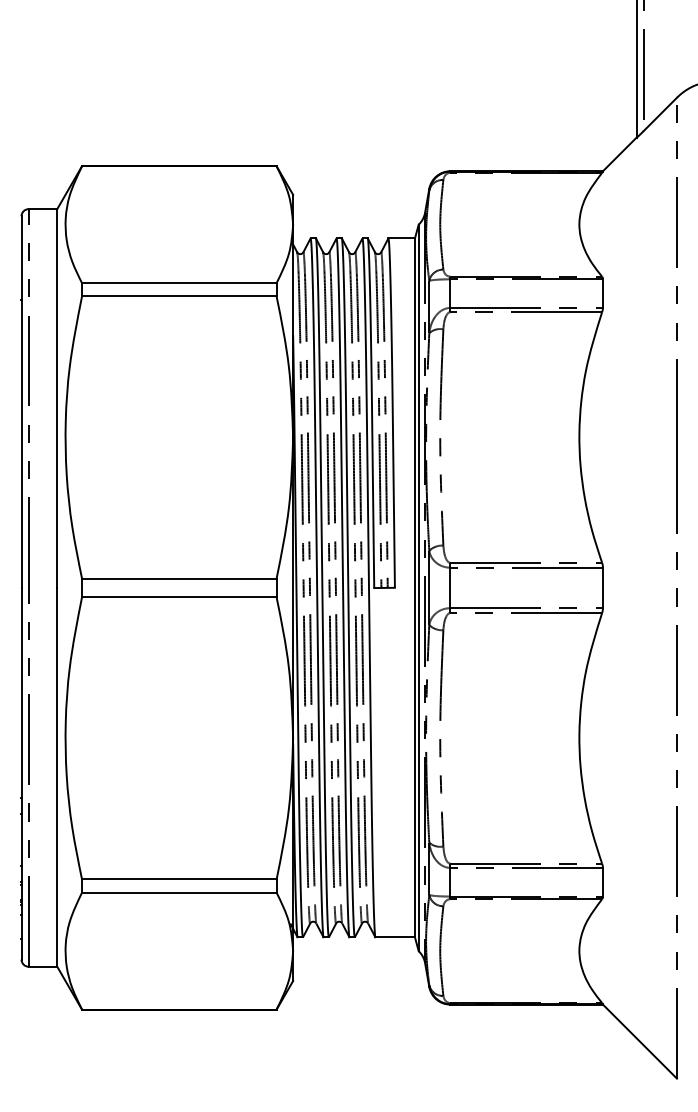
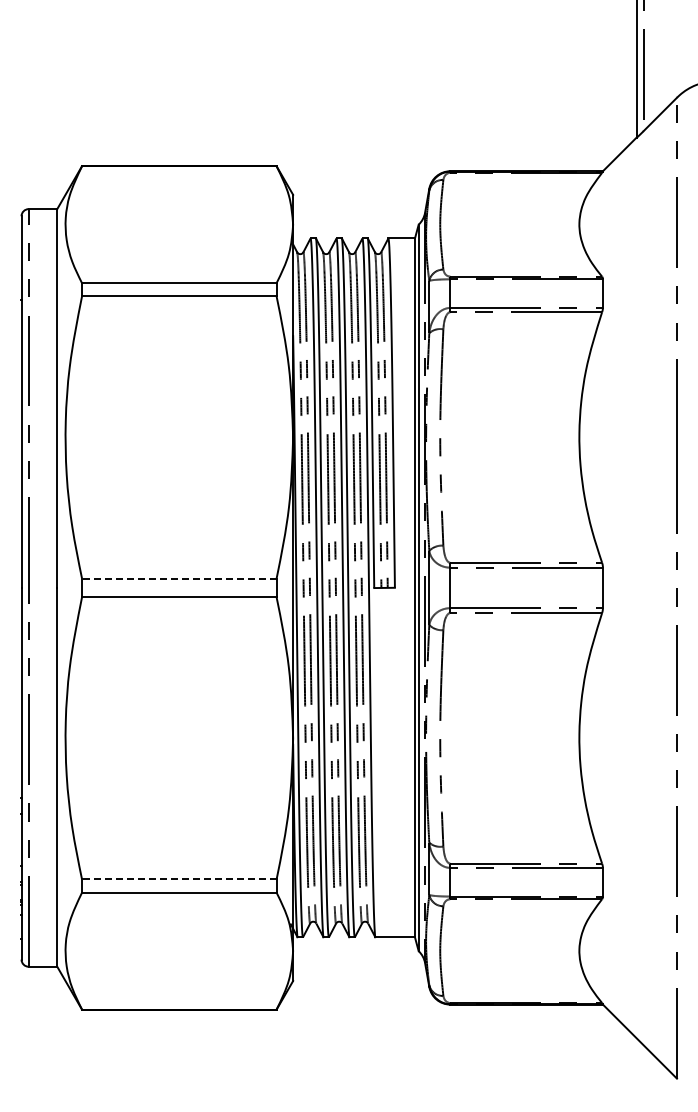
line: solid -> dashed (178, 578)
line: solid -> dashed (178, 879)
